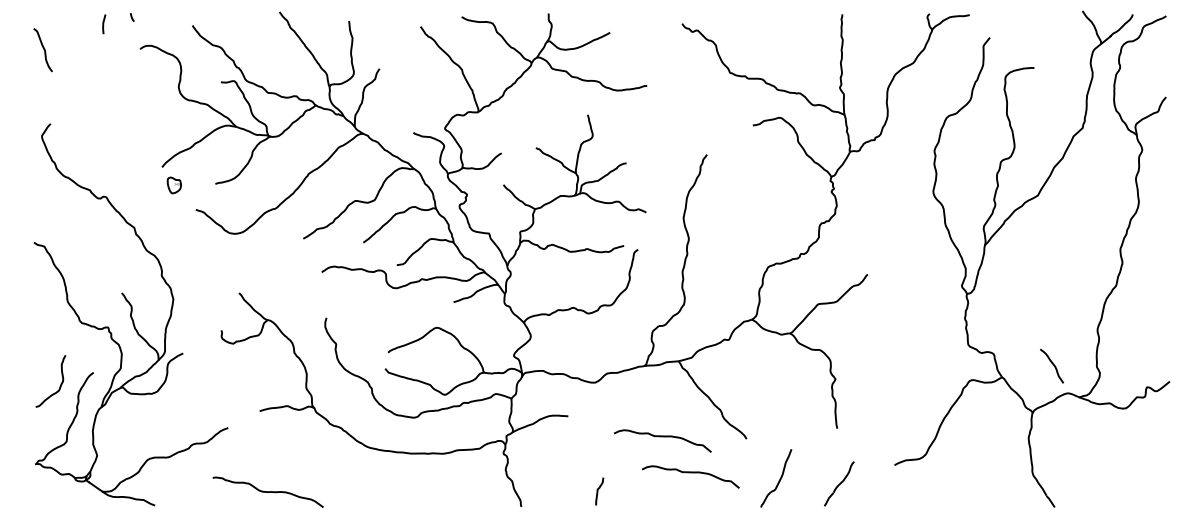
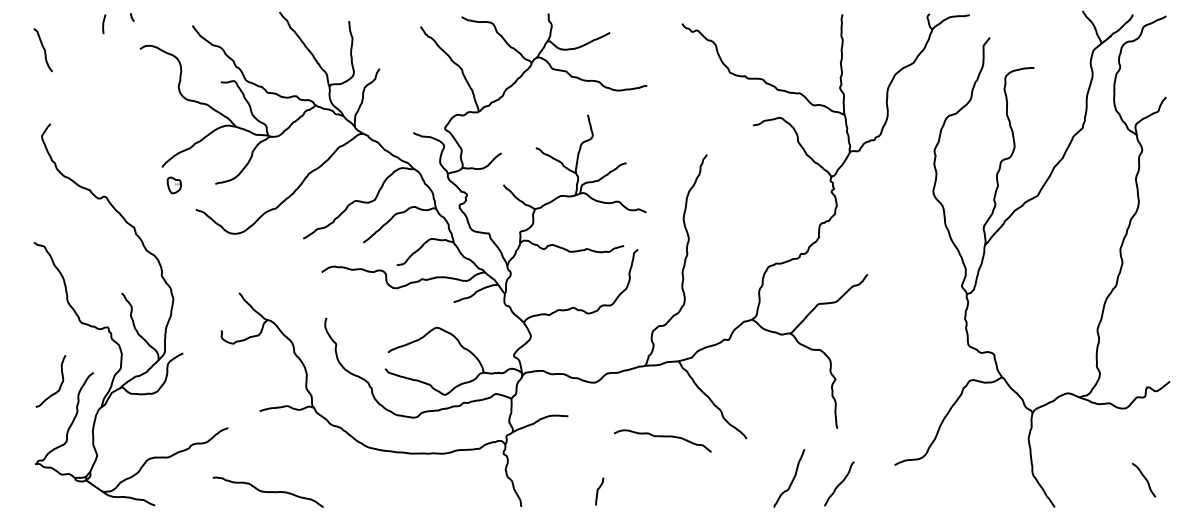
curve position: (1052, 364) -> (1144, 478) (1144, 478)
part: present -> none (690, 476)
part position: (776, 478) -> (789, 478) (789, 478)
